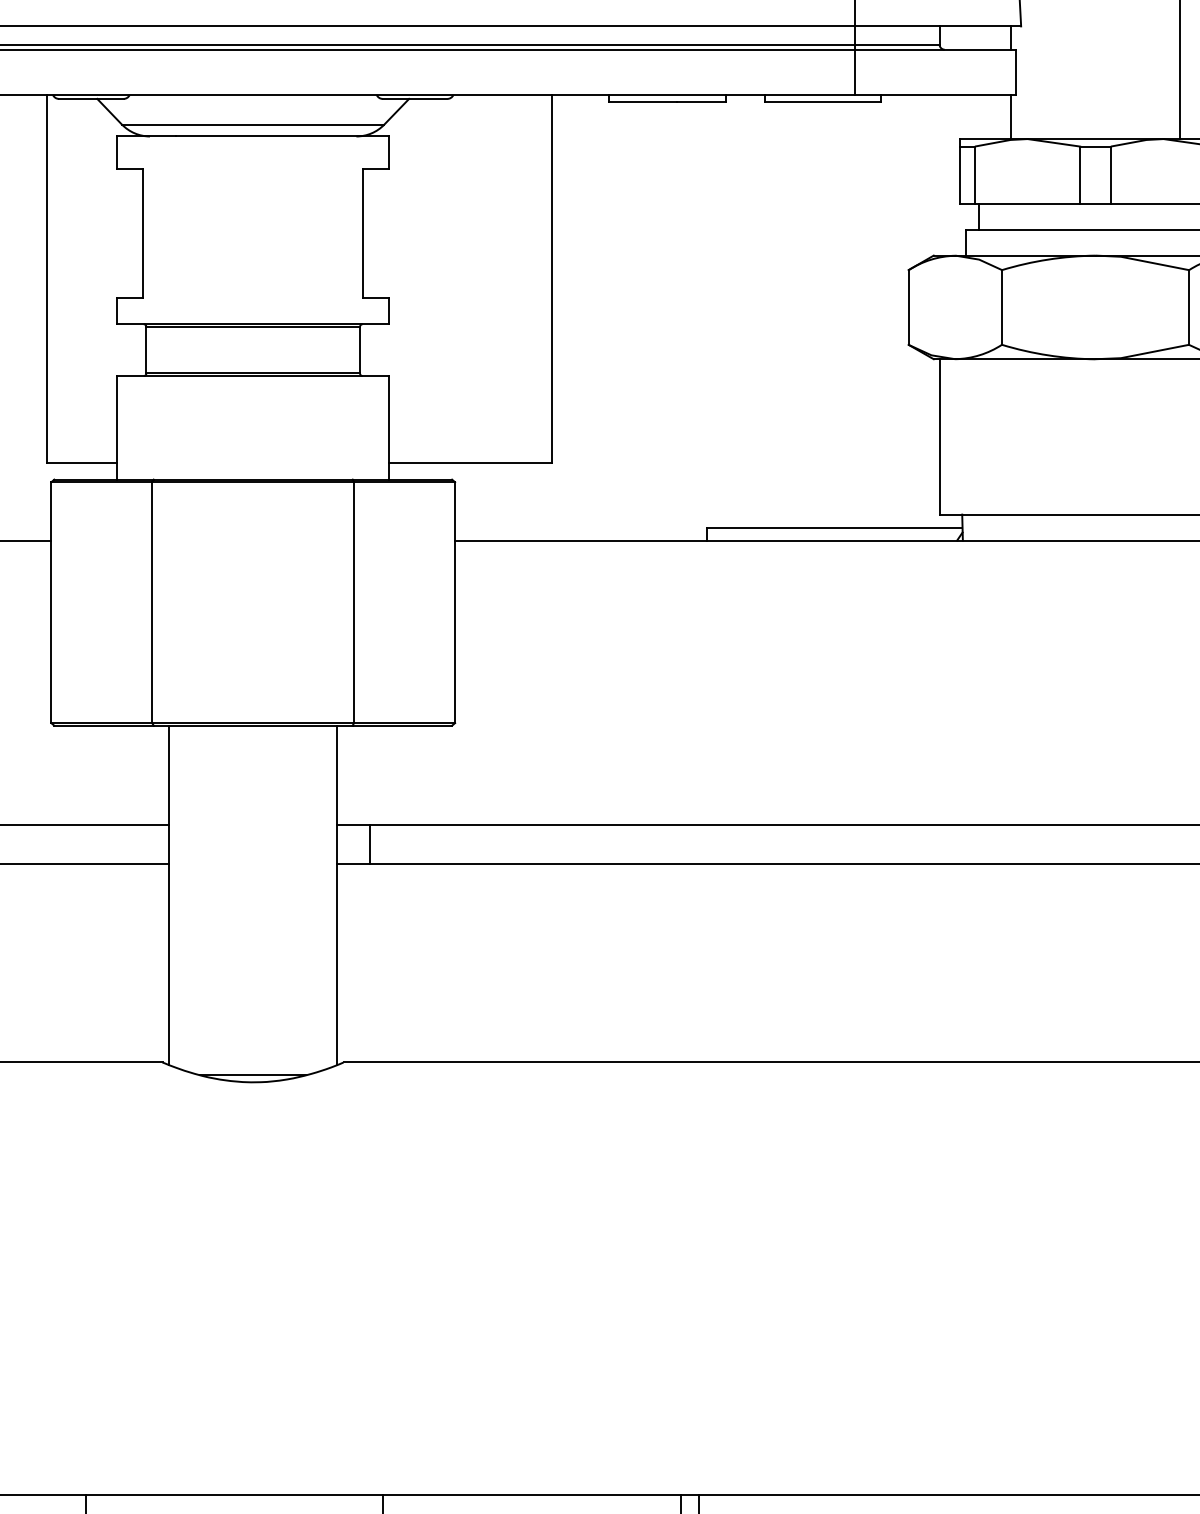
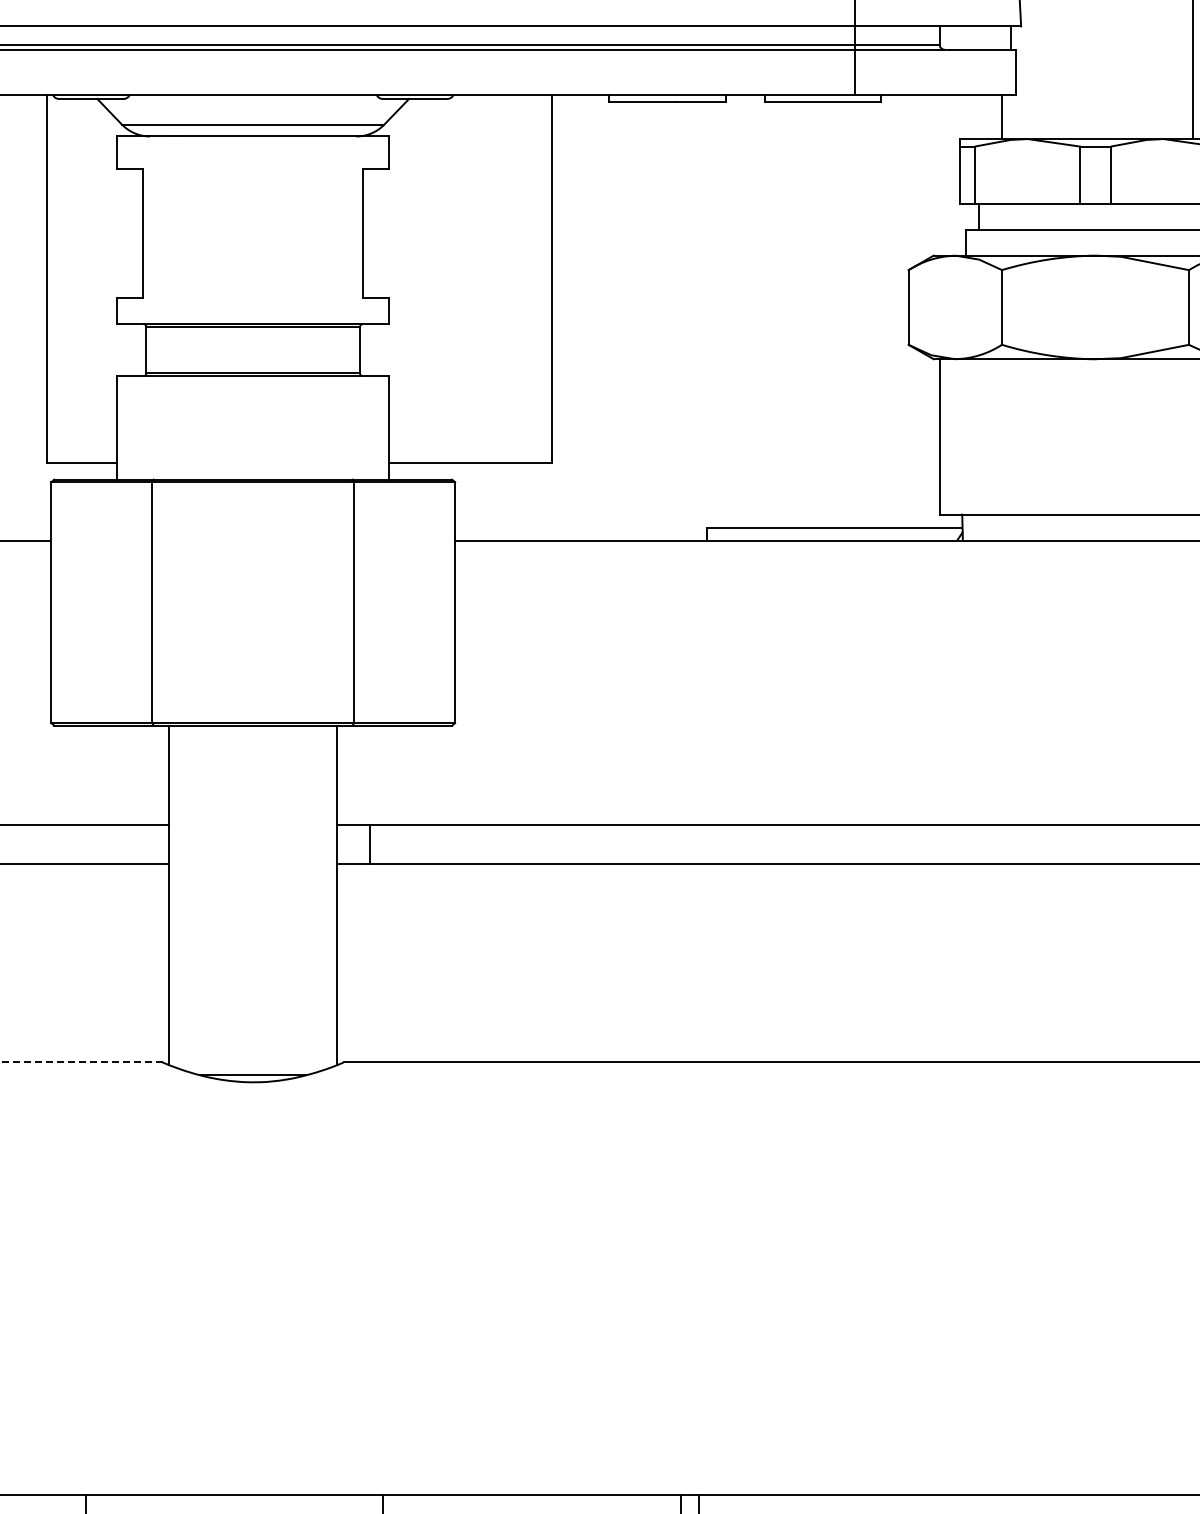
line position: (1179, 70) -> (1192, 70) (1192, 70)
line position: (1011, 117) -> (1002, 117) (1002, 117)
line: solid -> dashed (81, 1062)
